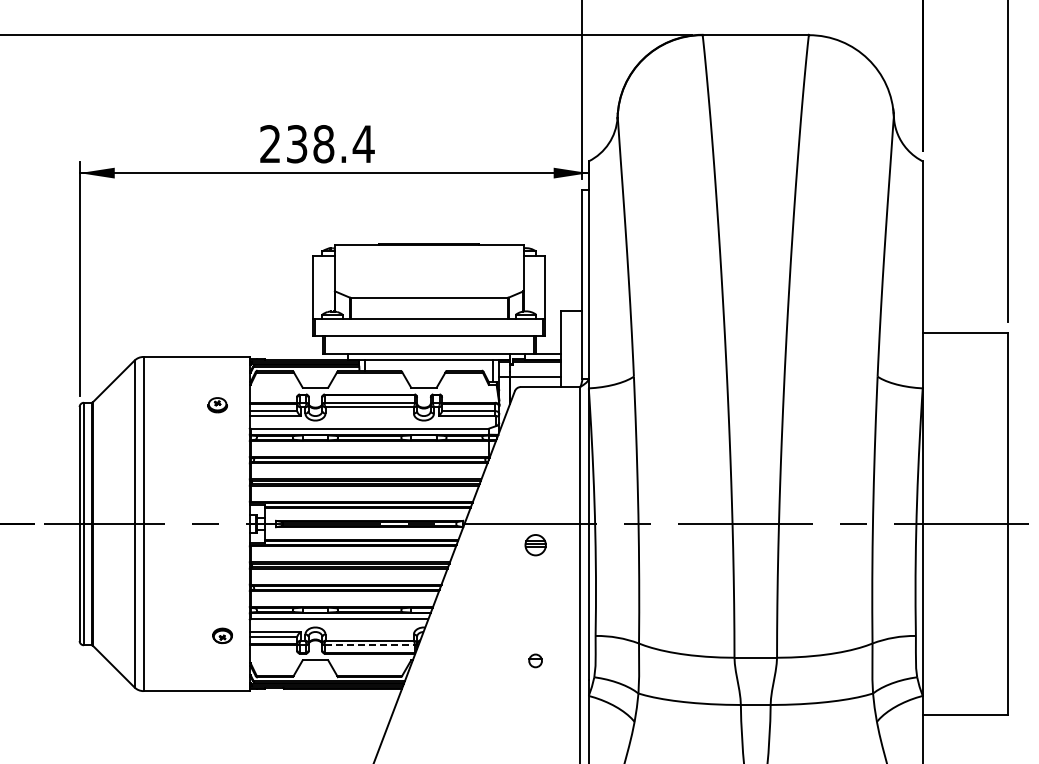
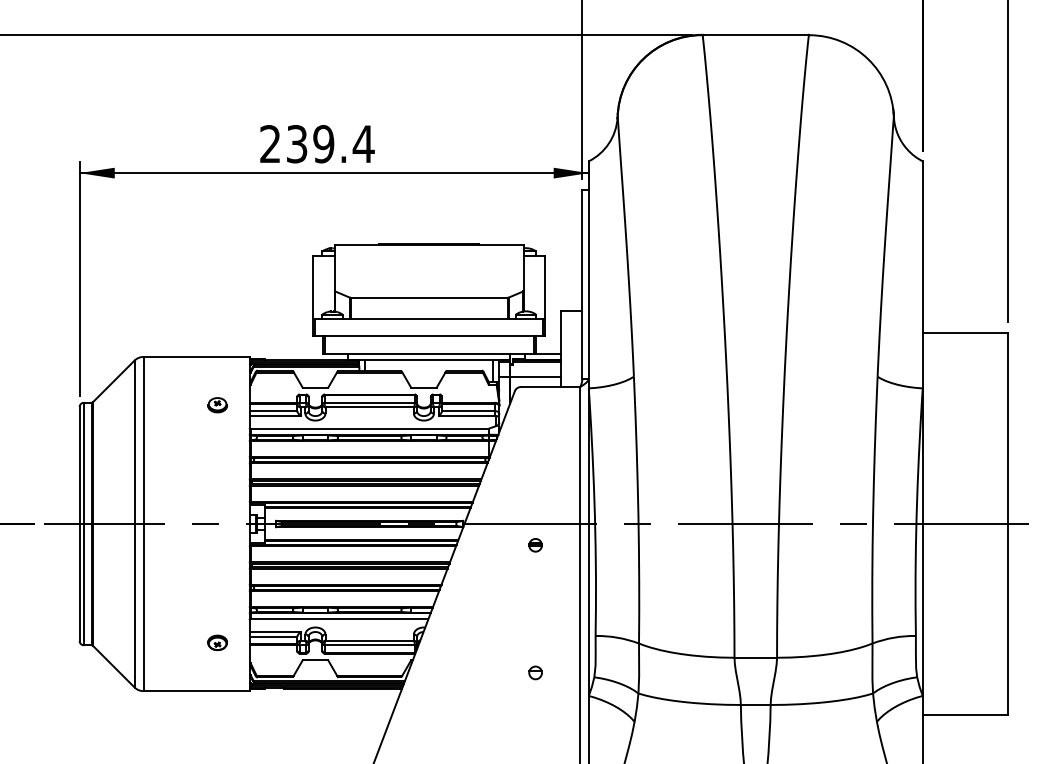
text: 238.4 -> 239.4 (323, 144)
part size: 23x23 px -> 15x15 px (535, 545)
part position: (222, 635) -> (217, 642) (217, 642)
line: dashed -> solid (370, 645)
part position: (535, 660) -> (535, 672) (535, 672)
